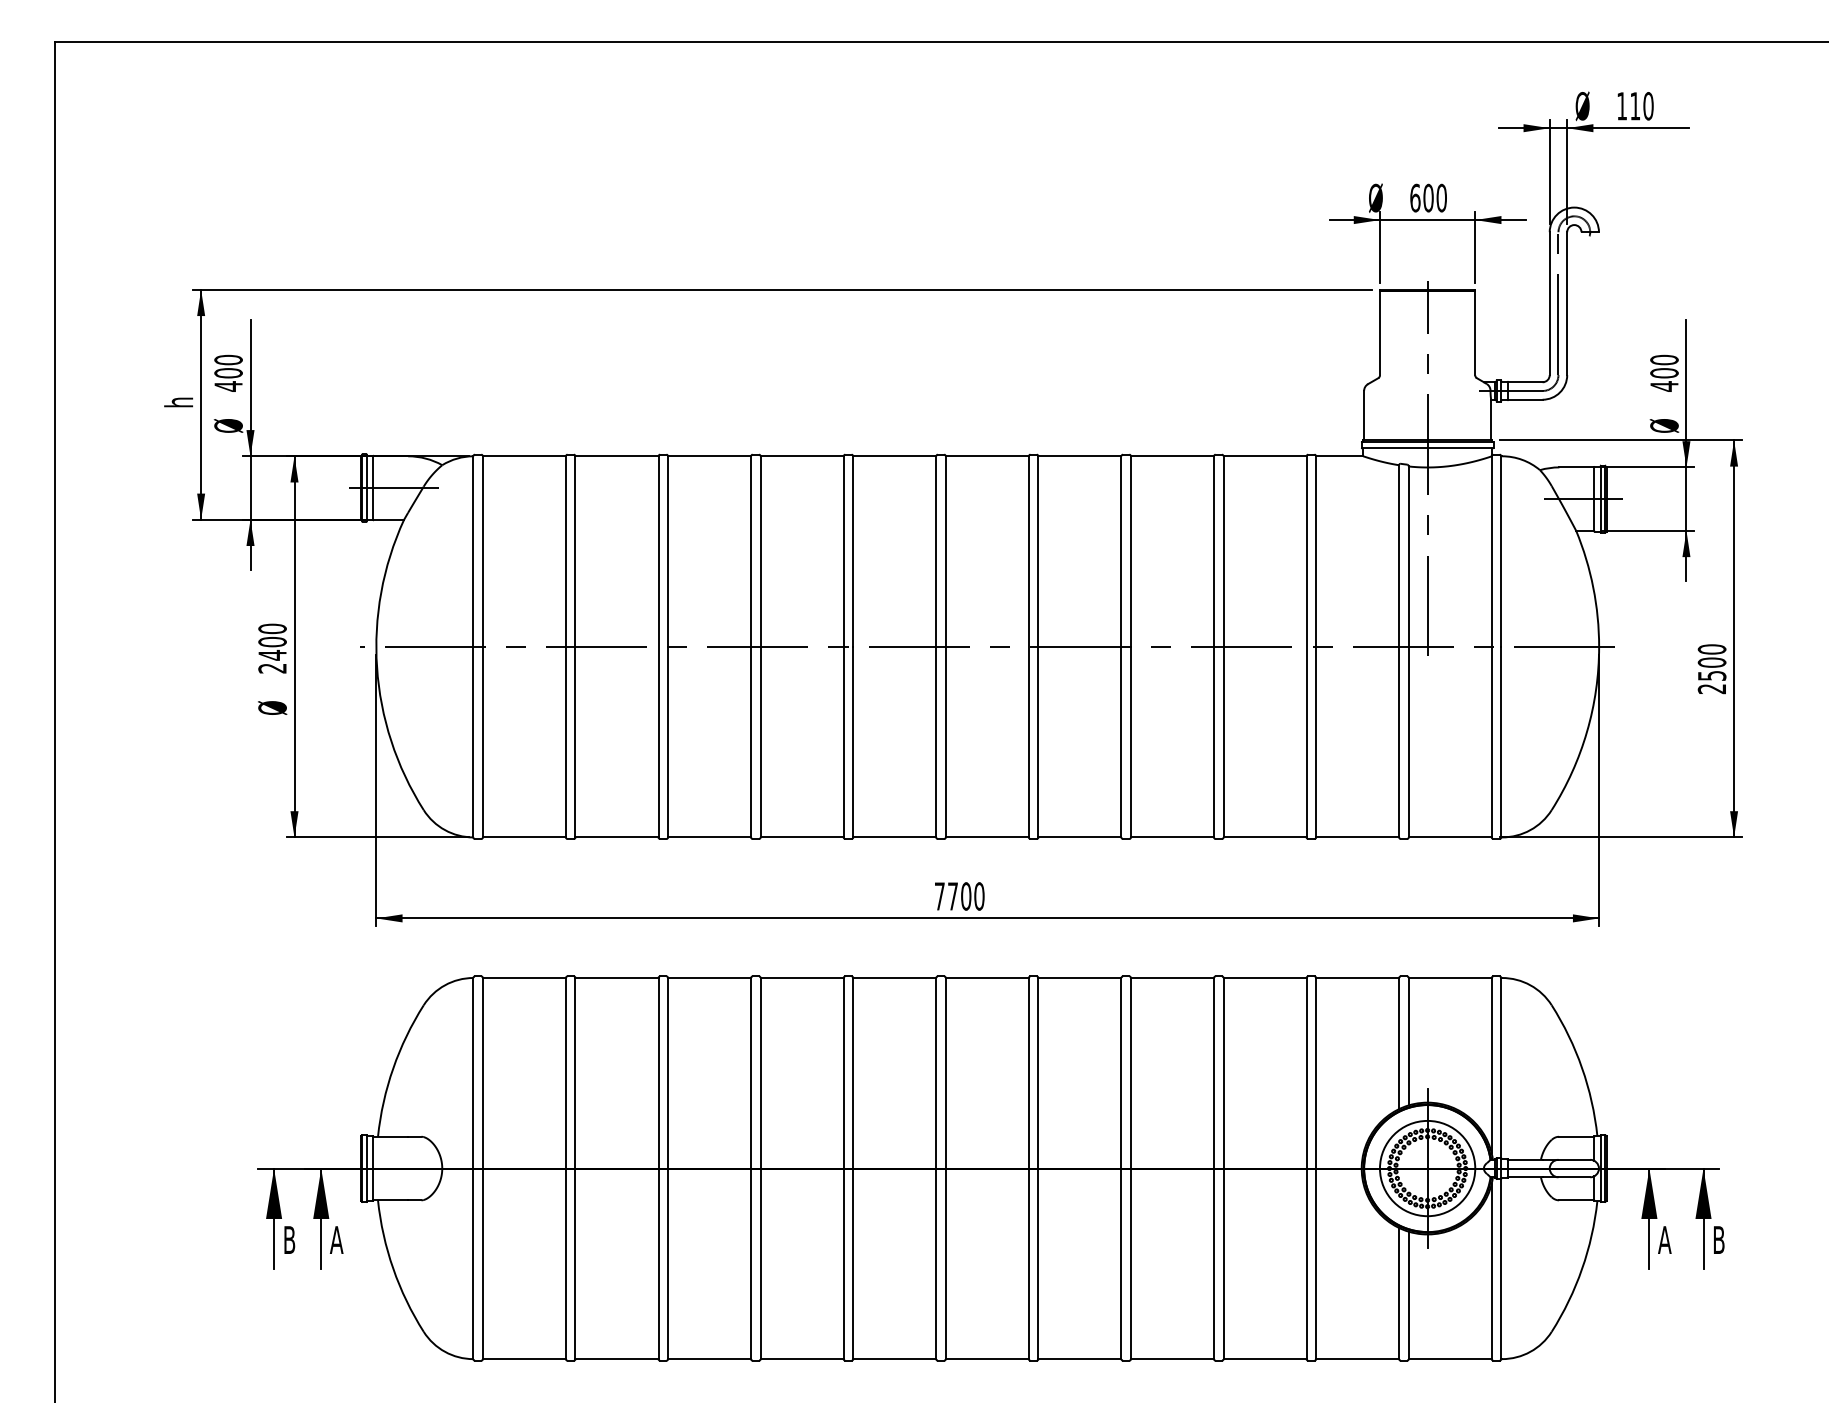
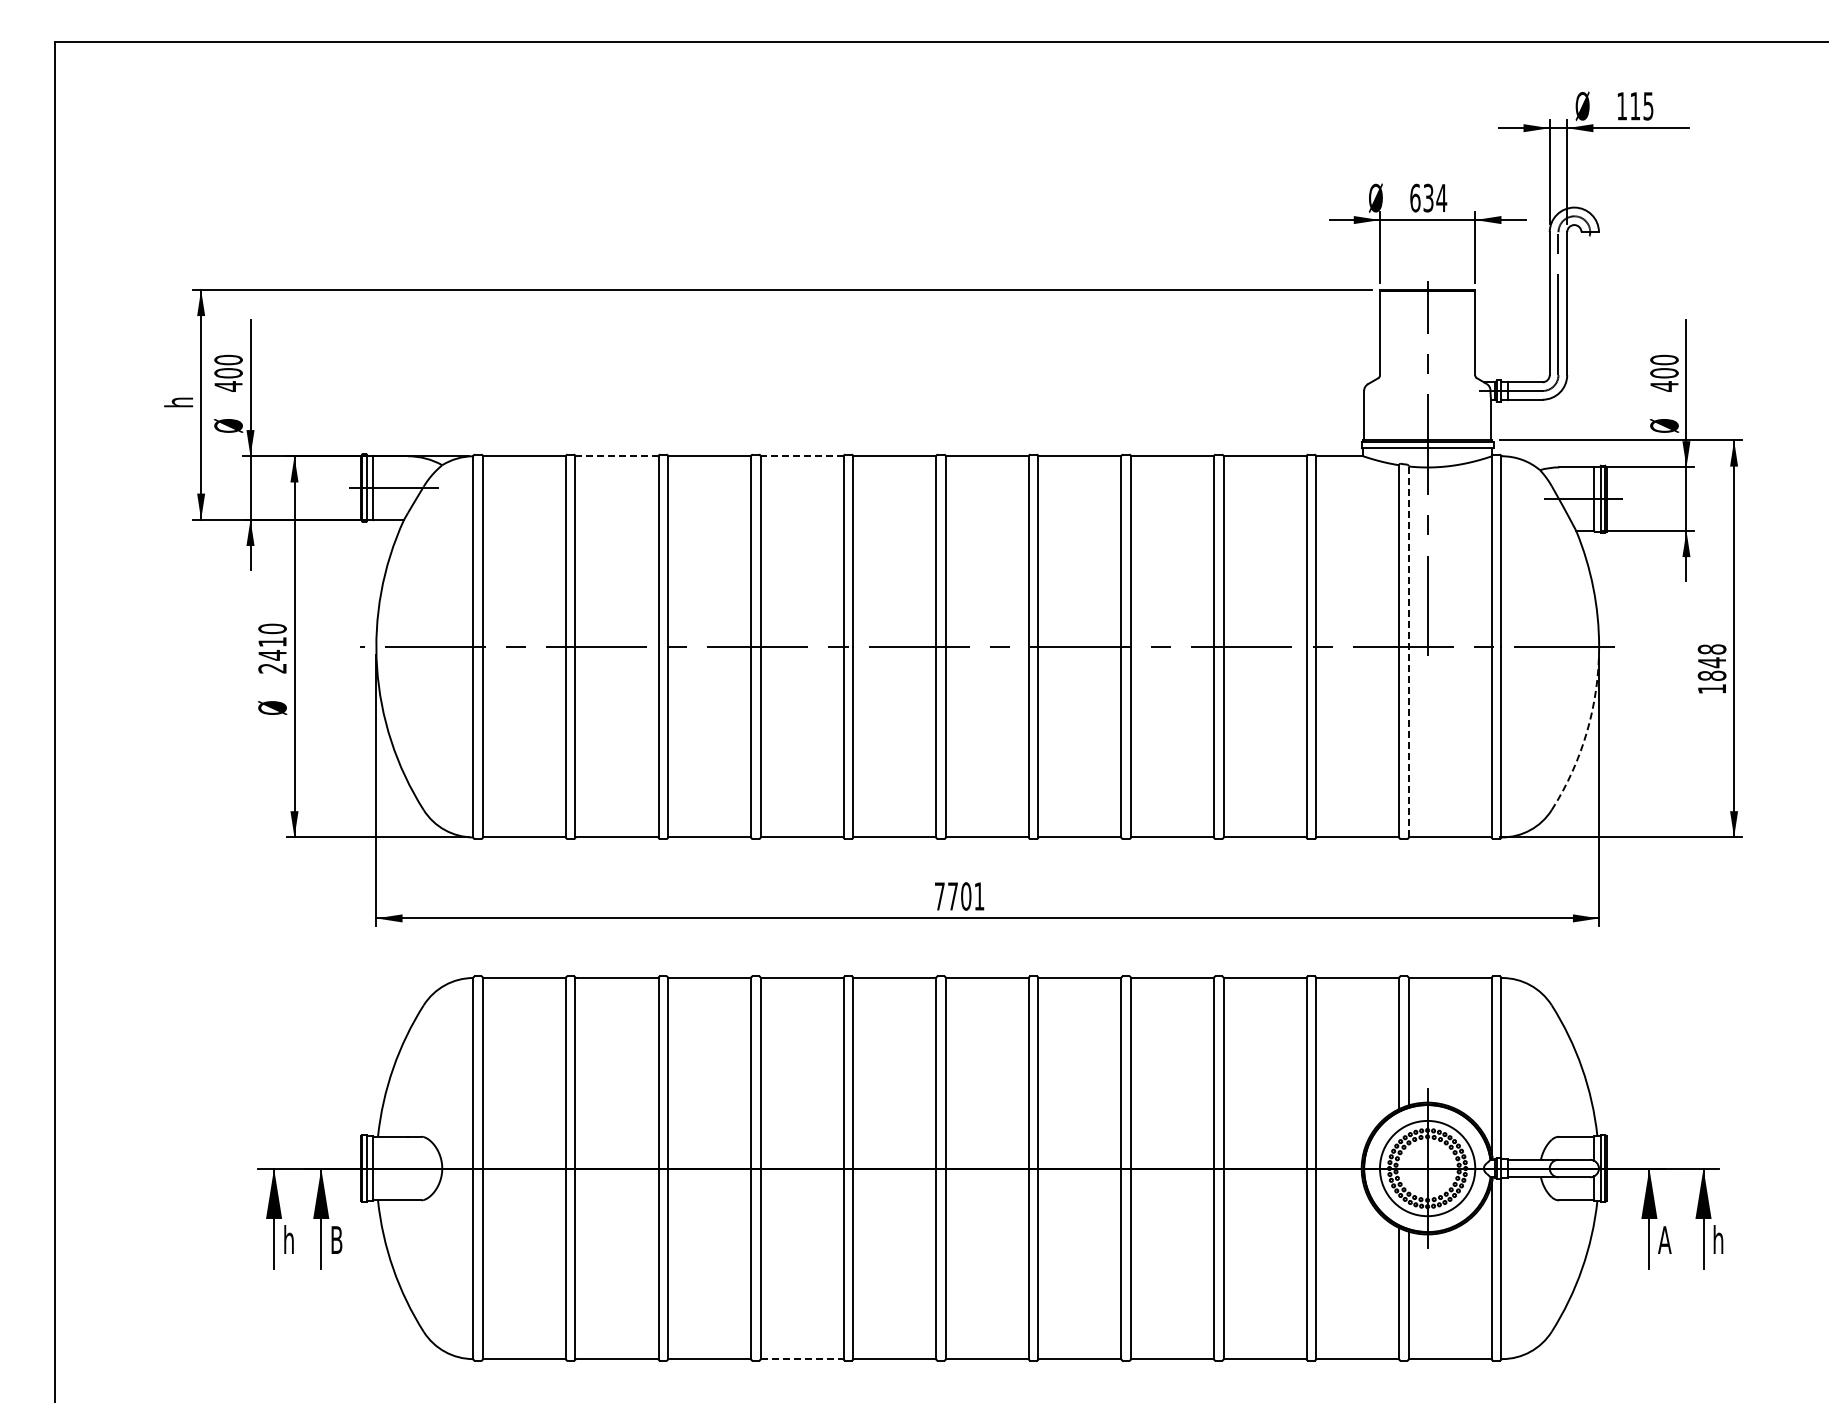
text: 110 -> 115 (1648, 106)
text: 600 -> 634 (1435, 197)
line: solid -> dashed (617, 456)
line: solid -> dashed (802, 456)
text: 2400 -> 2410 (272, 641)
line: solid -> dashed (1408, 651)
text: 2500 -> 1848 (1711, 669)
arc: solid -> dashed (1587, 731)
text: 7700 -> 7701 (979, 896)
text: B -> h (289, 1239)
text: A -> B (336, 1239)
text: B -> h (1718, 1239)
line: solid -> dashed (802, 1359)
